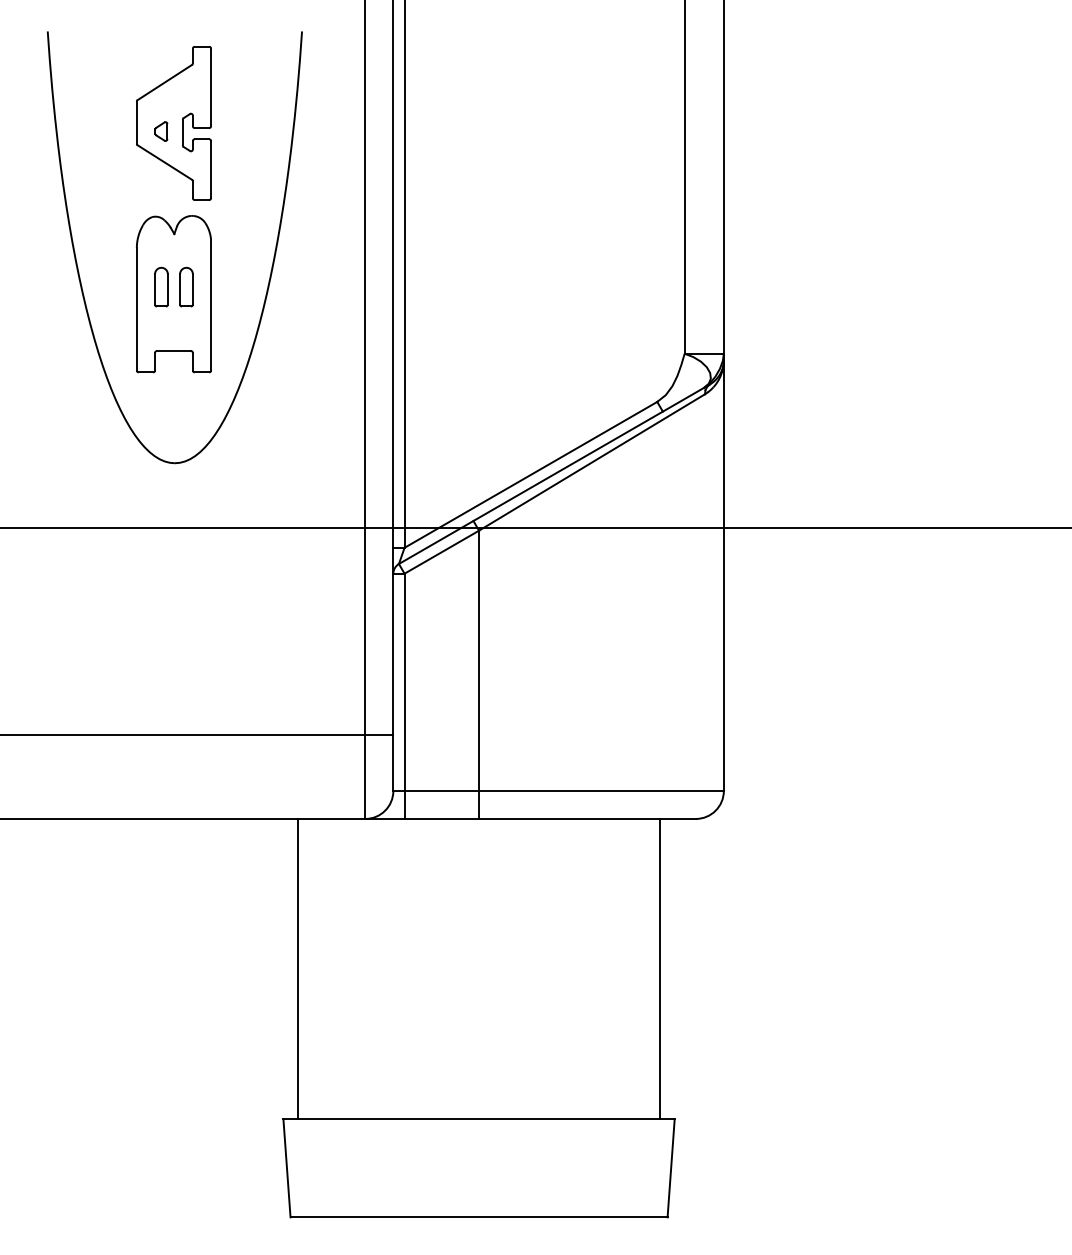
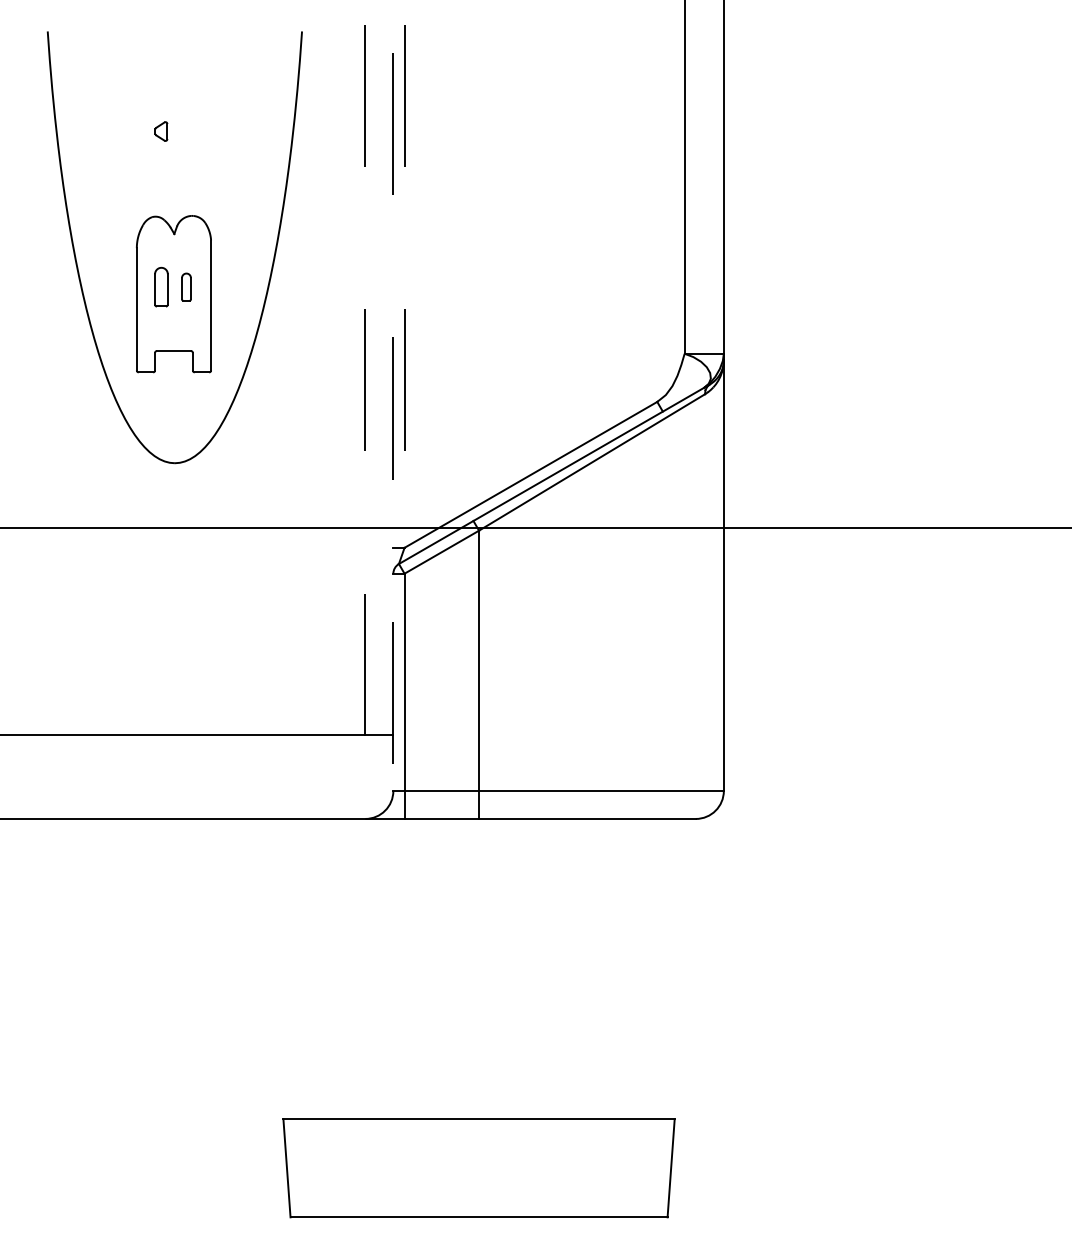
part: present -> none (173, 123)
line: solid -> dashed (404, 273)
part size: 15x42 px -> 11x30 px (186, 286)
line: solid -> dashed (393, 396)
line: solid -> dashed (365, 410)
line: present -> none (297, 968)
line: present -> none (660, 968)
